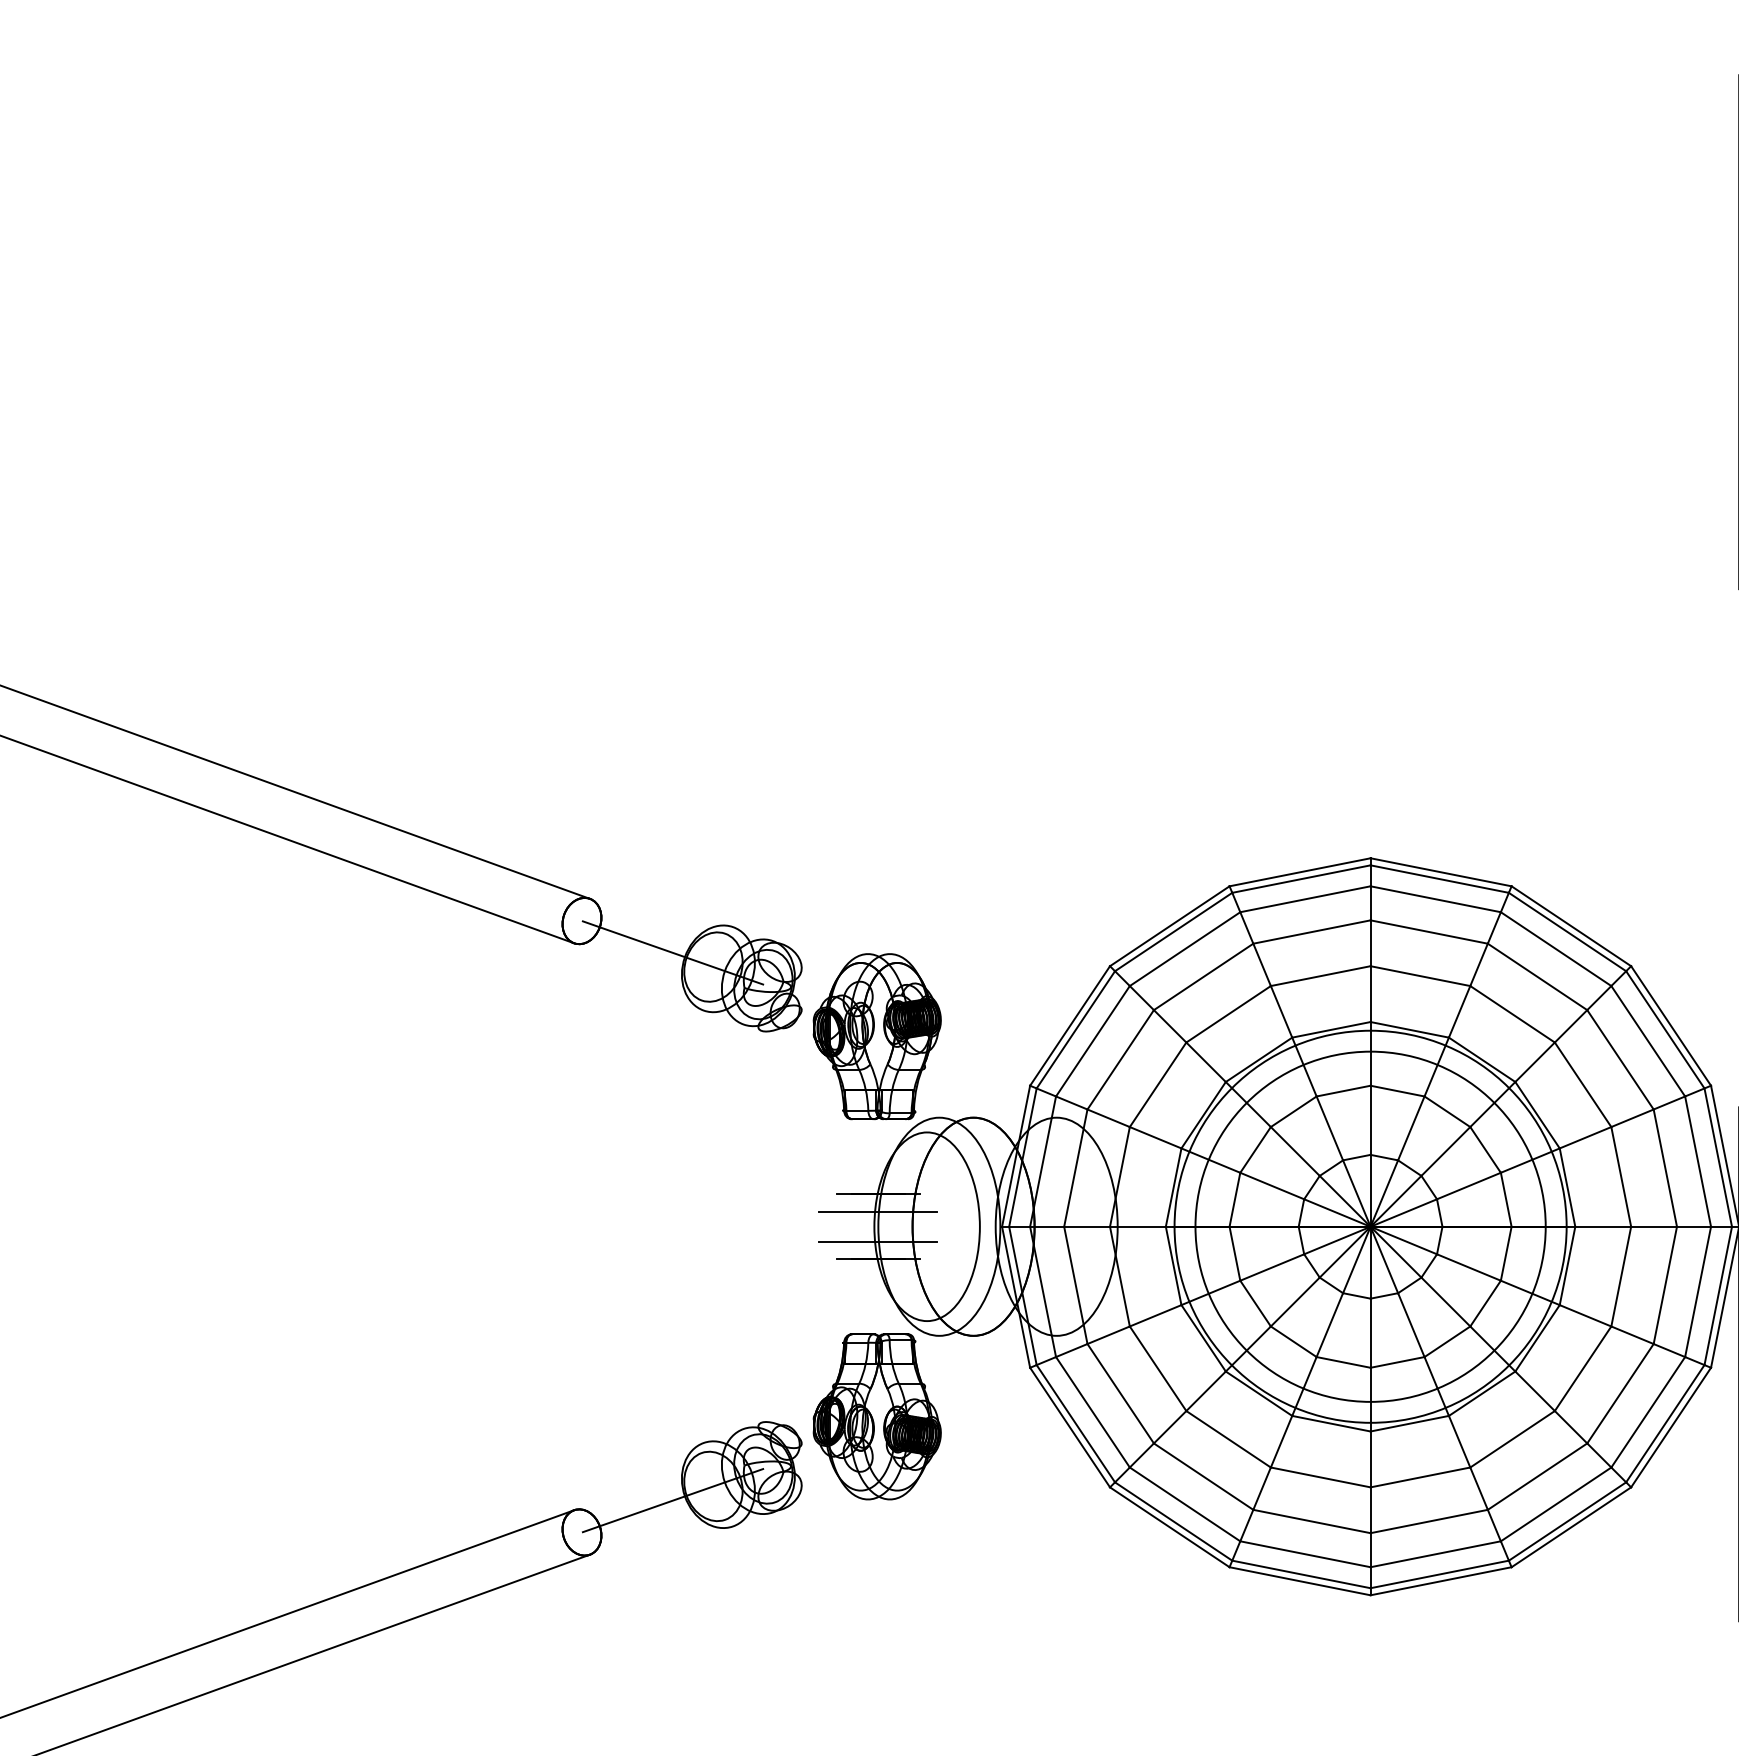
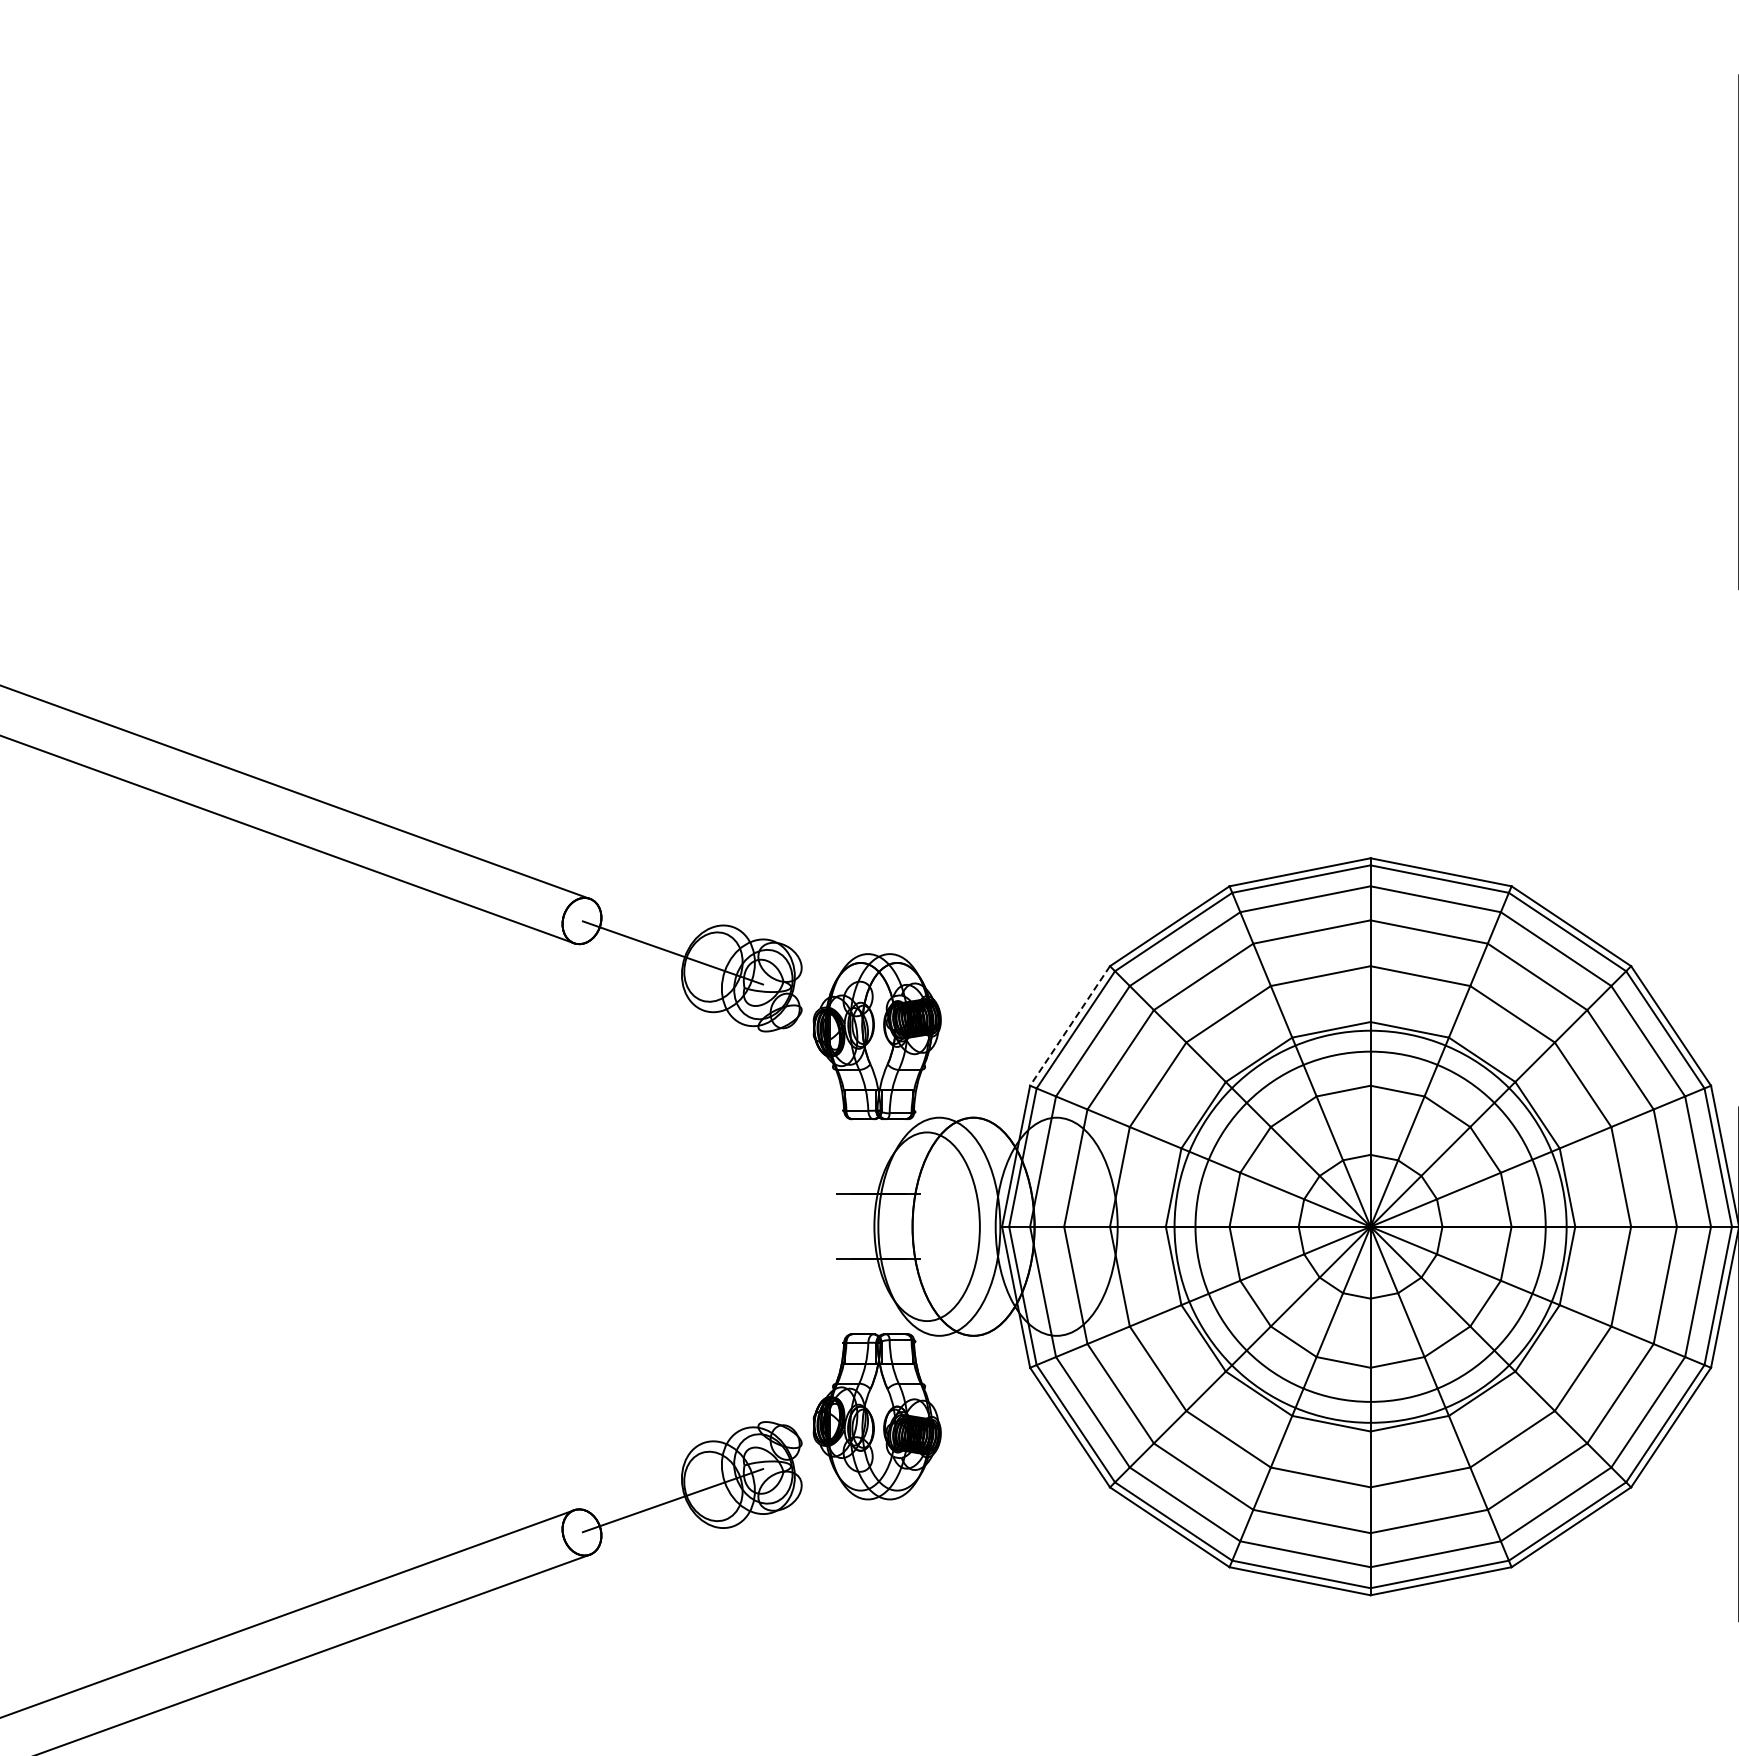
line: solid -> dashed (1070, 1025)
line: present -> none (878, 1212)
line: present -> none (878, 1241)
